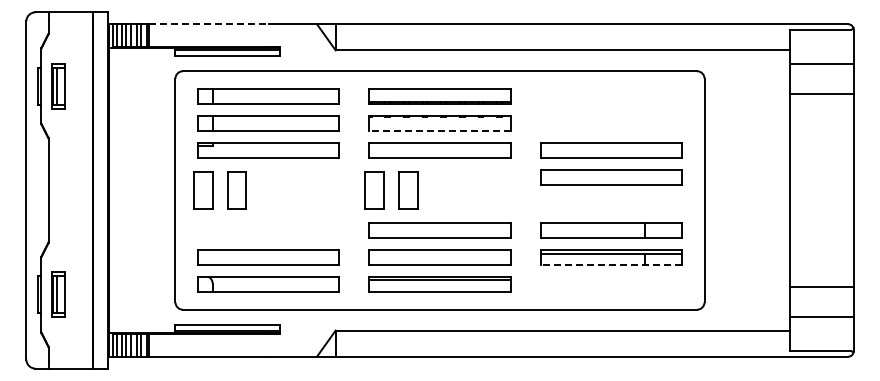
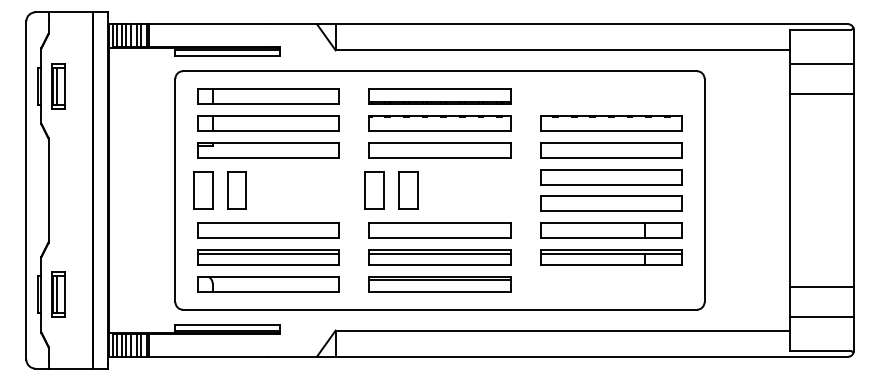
line: dashed -> solid (209, 24)
part: none -> present (611, 123)
line: dashed -> solid (440, 130)
part: none -> present (611, 203)
part: none -> present (268, 230)
line: none -> present (268, 253)
line: none -> present (439, 253)
line: dashed -> solid (611, 265)
